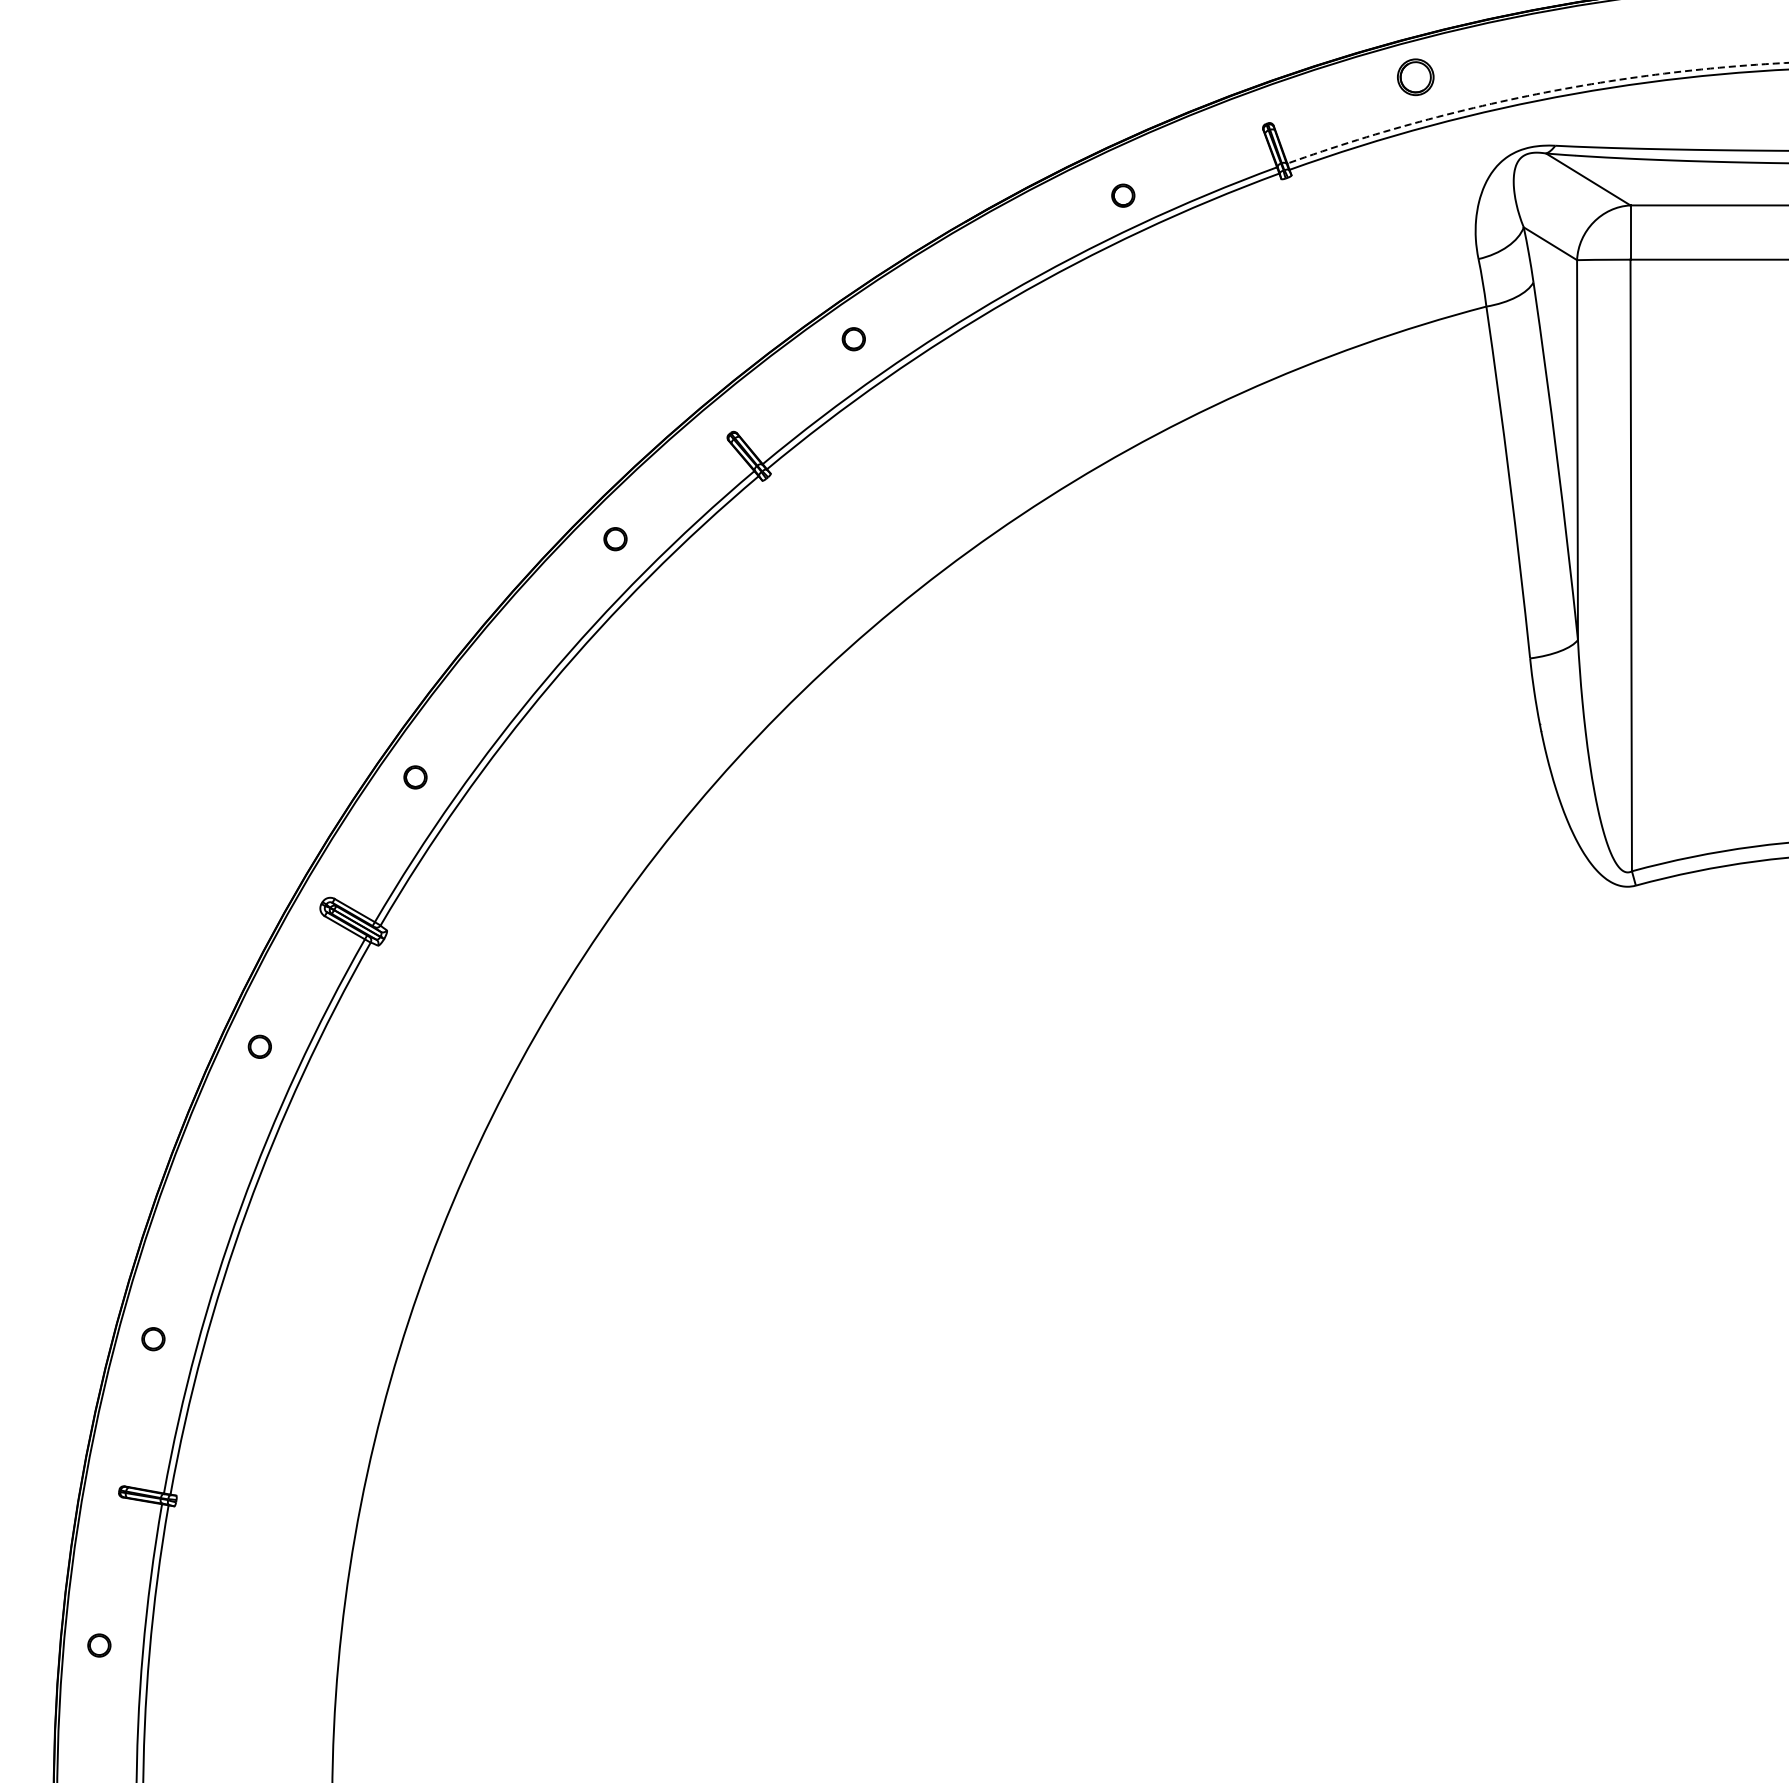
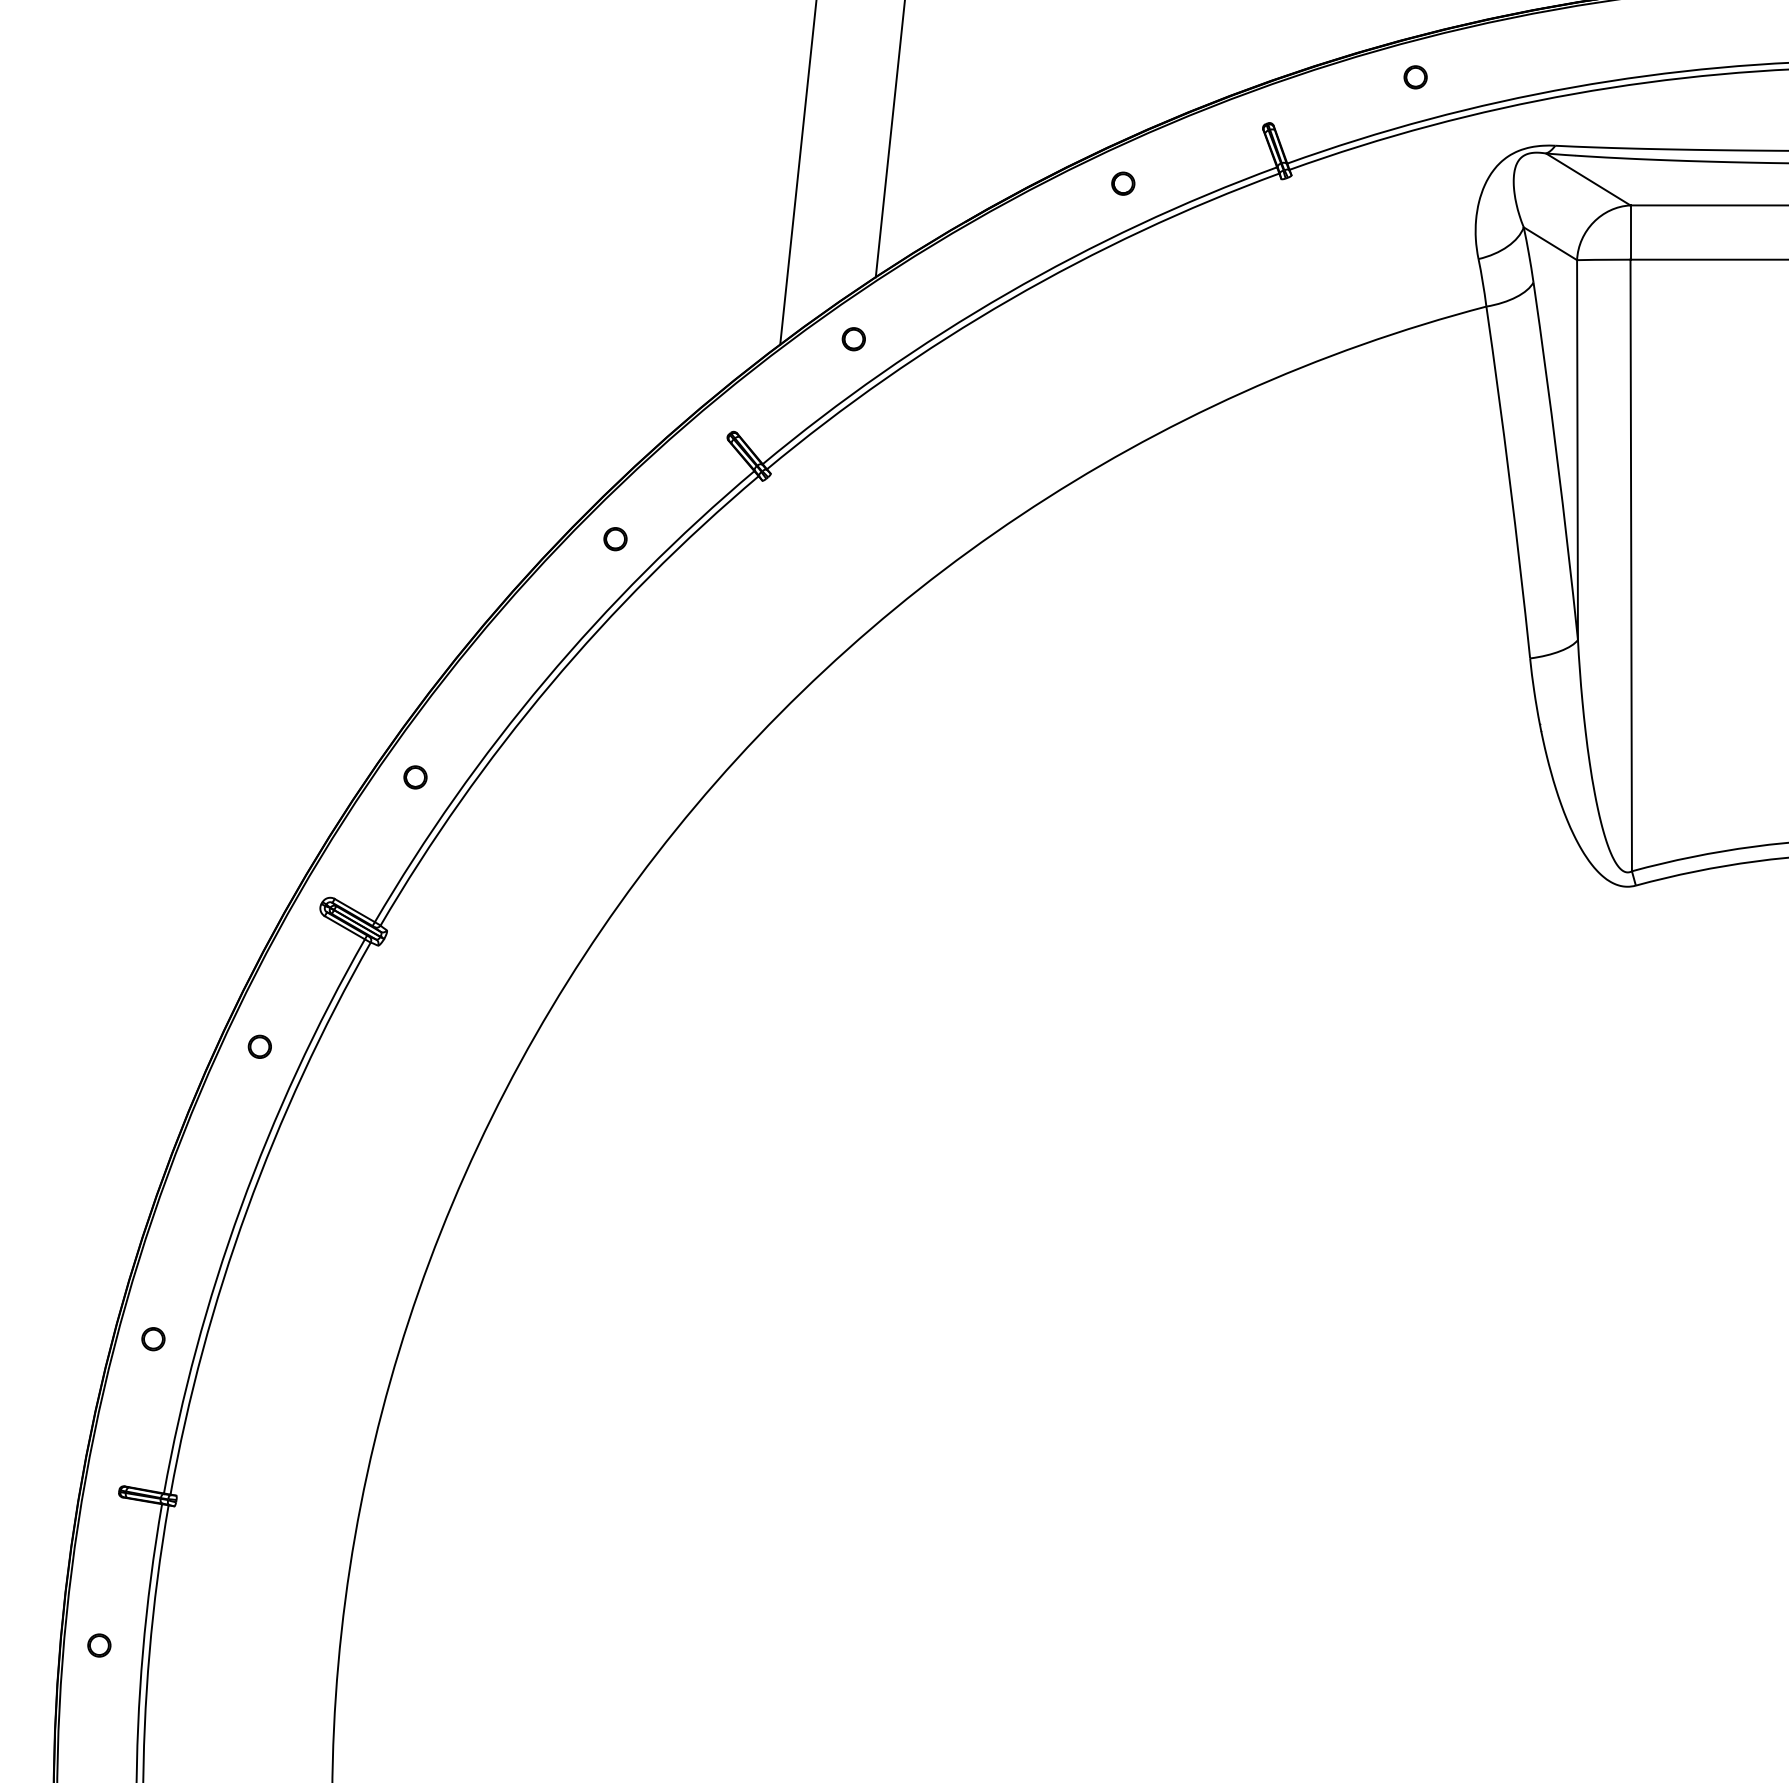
part size: 38x39 px -> 25x25 px (1415, 77)
arc: dashed -> solid (1533, 94)
line: none -> present (889, 139)
line: none -> present (798, 173)
part position: (1123, 195) -> (1123, 183) (1123, 183)
